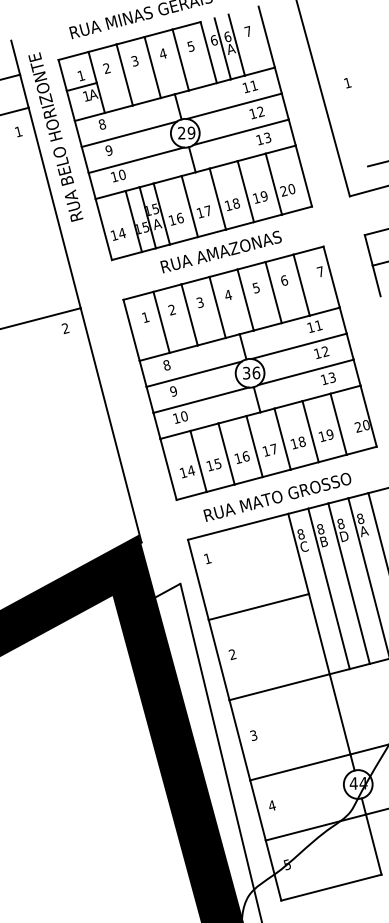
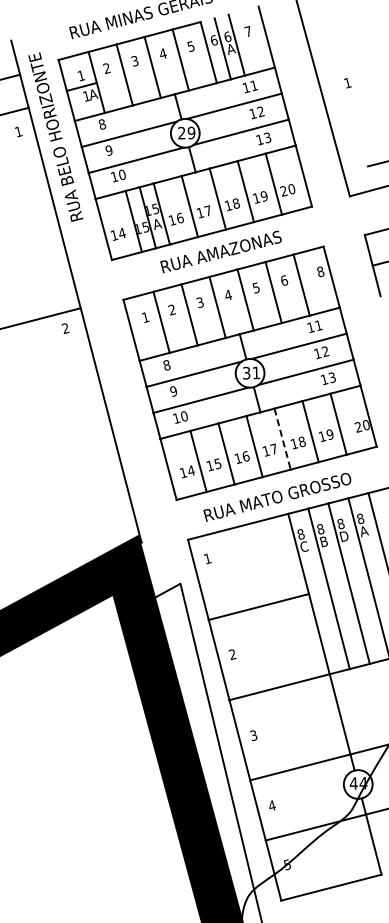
text: 7 -> 8 (320, 271)
text: 36 -> 31 (256, 372)
line: solid -> dashed (282, 439)
